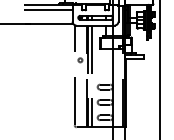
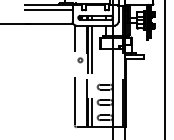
line position: (159, 69) -> (164, 69) (164, 69)
